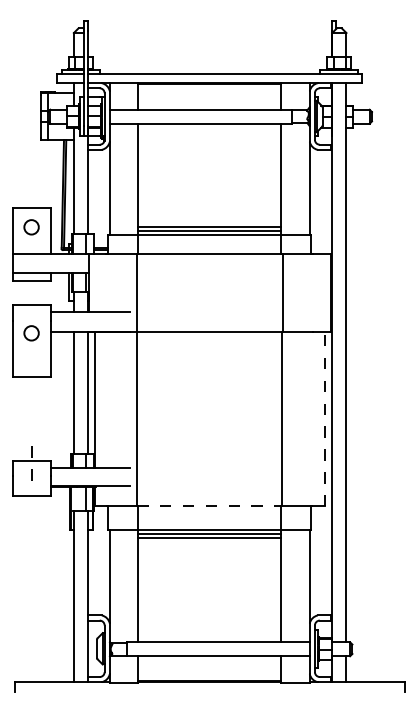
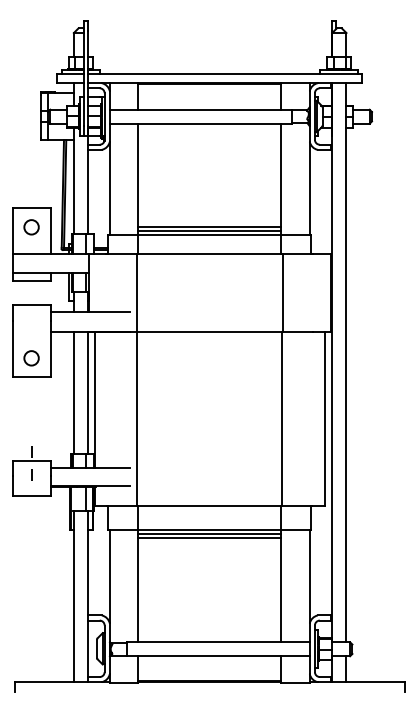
circle position: (31, 333) -> (31, 358) (31, 358)
line: dashed -> solid (324, 418)
line: dashed -> solid (209, 506)
